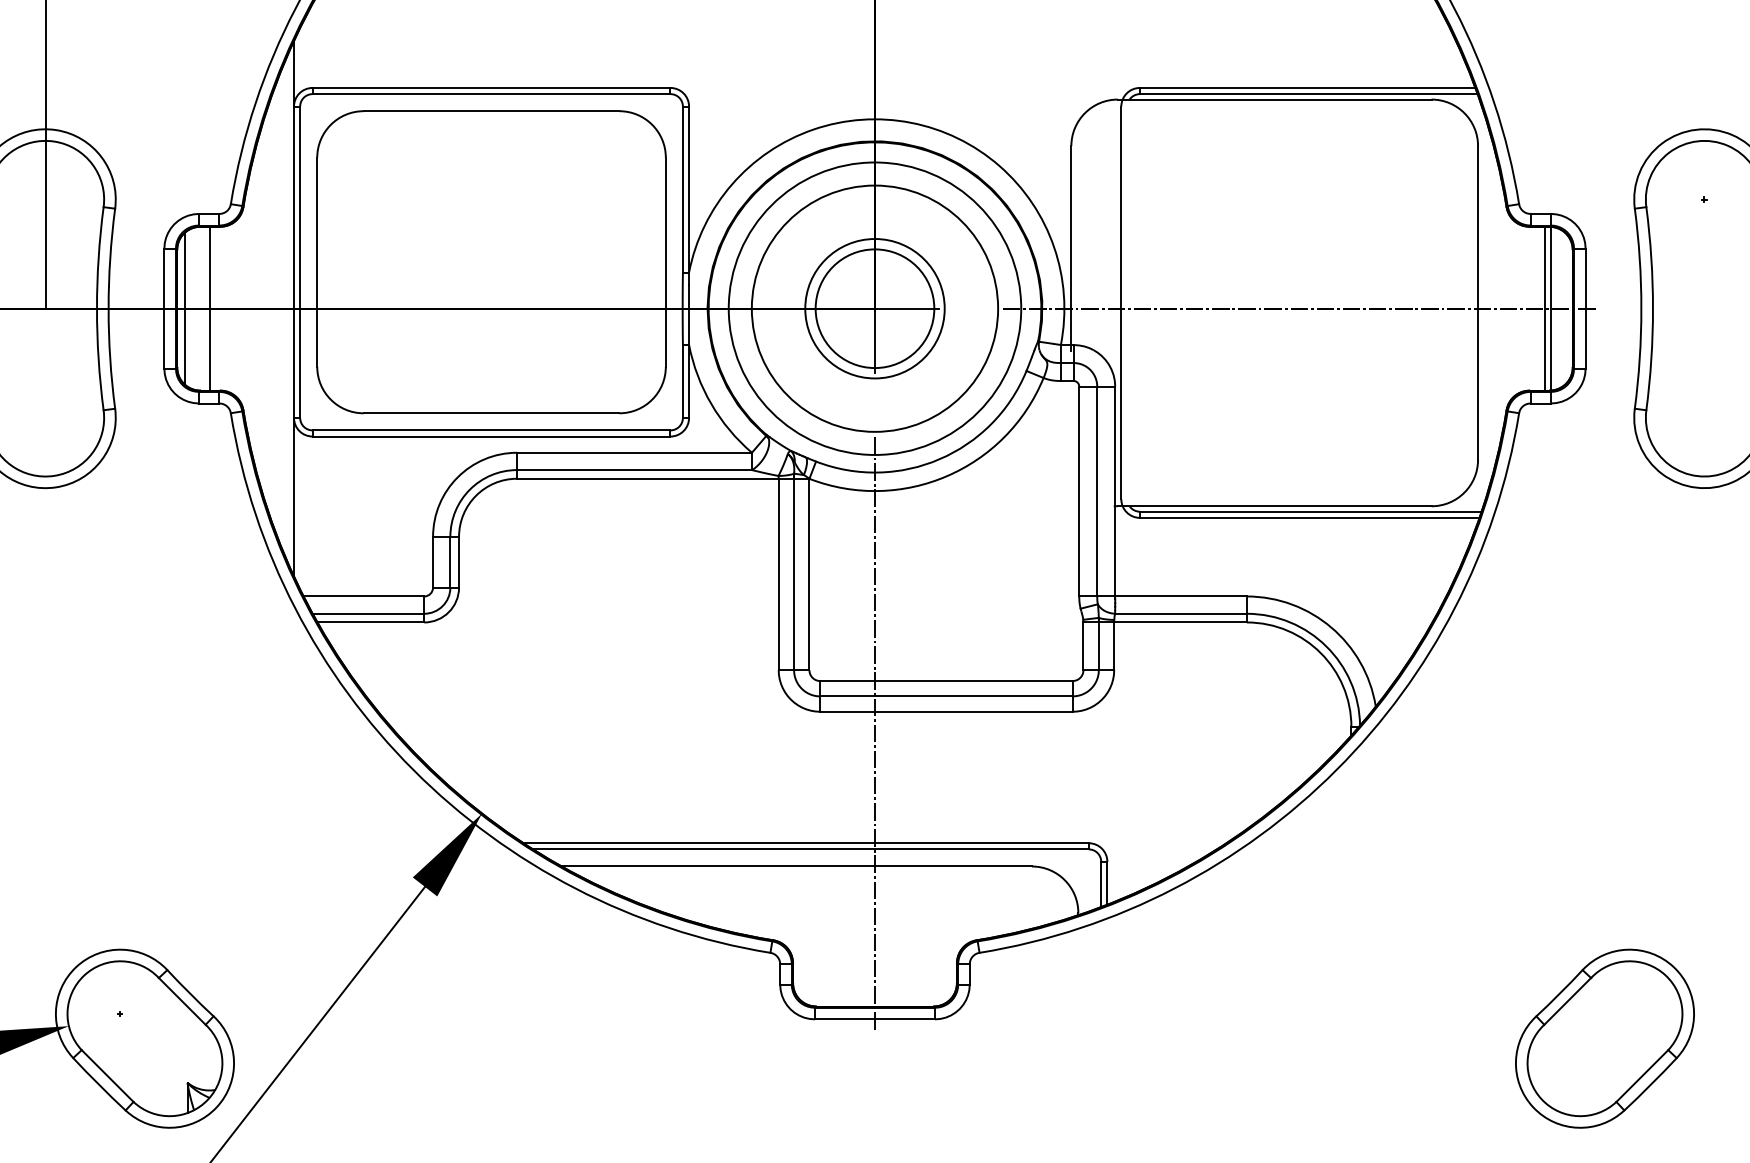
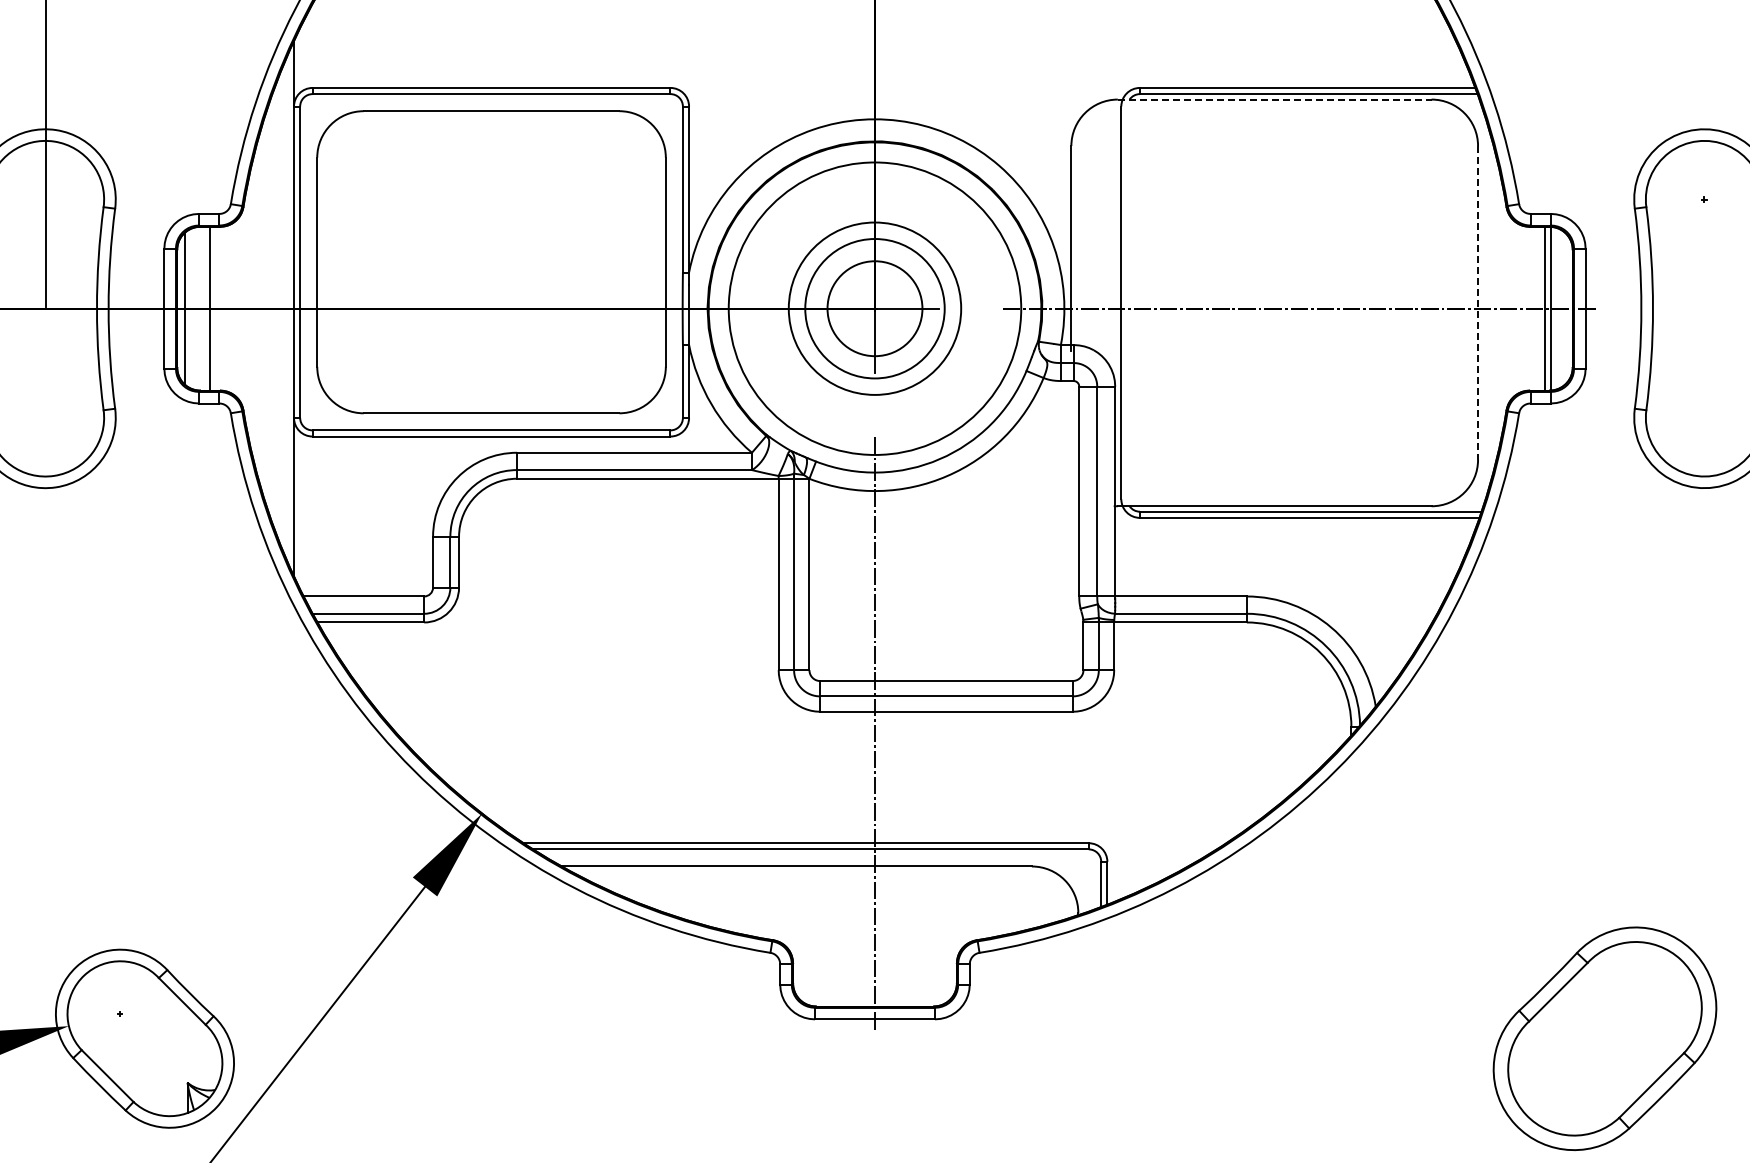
line: solid -> dashed (1274, 99)
line: solid -> dashed (1478, 302)
circle diameter: 119 px -> 95 px (874, 308)
circle diameter: 246 px -> 172 px (874, 308)
part size: 180x181 px -> 226x225 px (1604, 1038)
